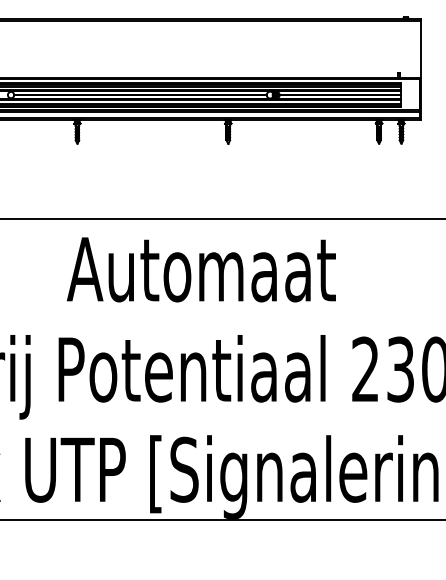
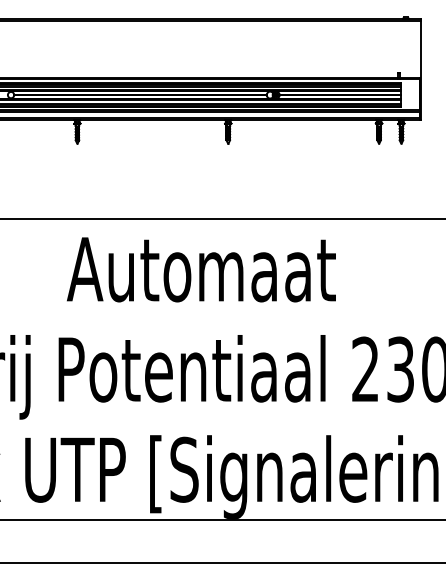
line: none -> present (222, 562)
